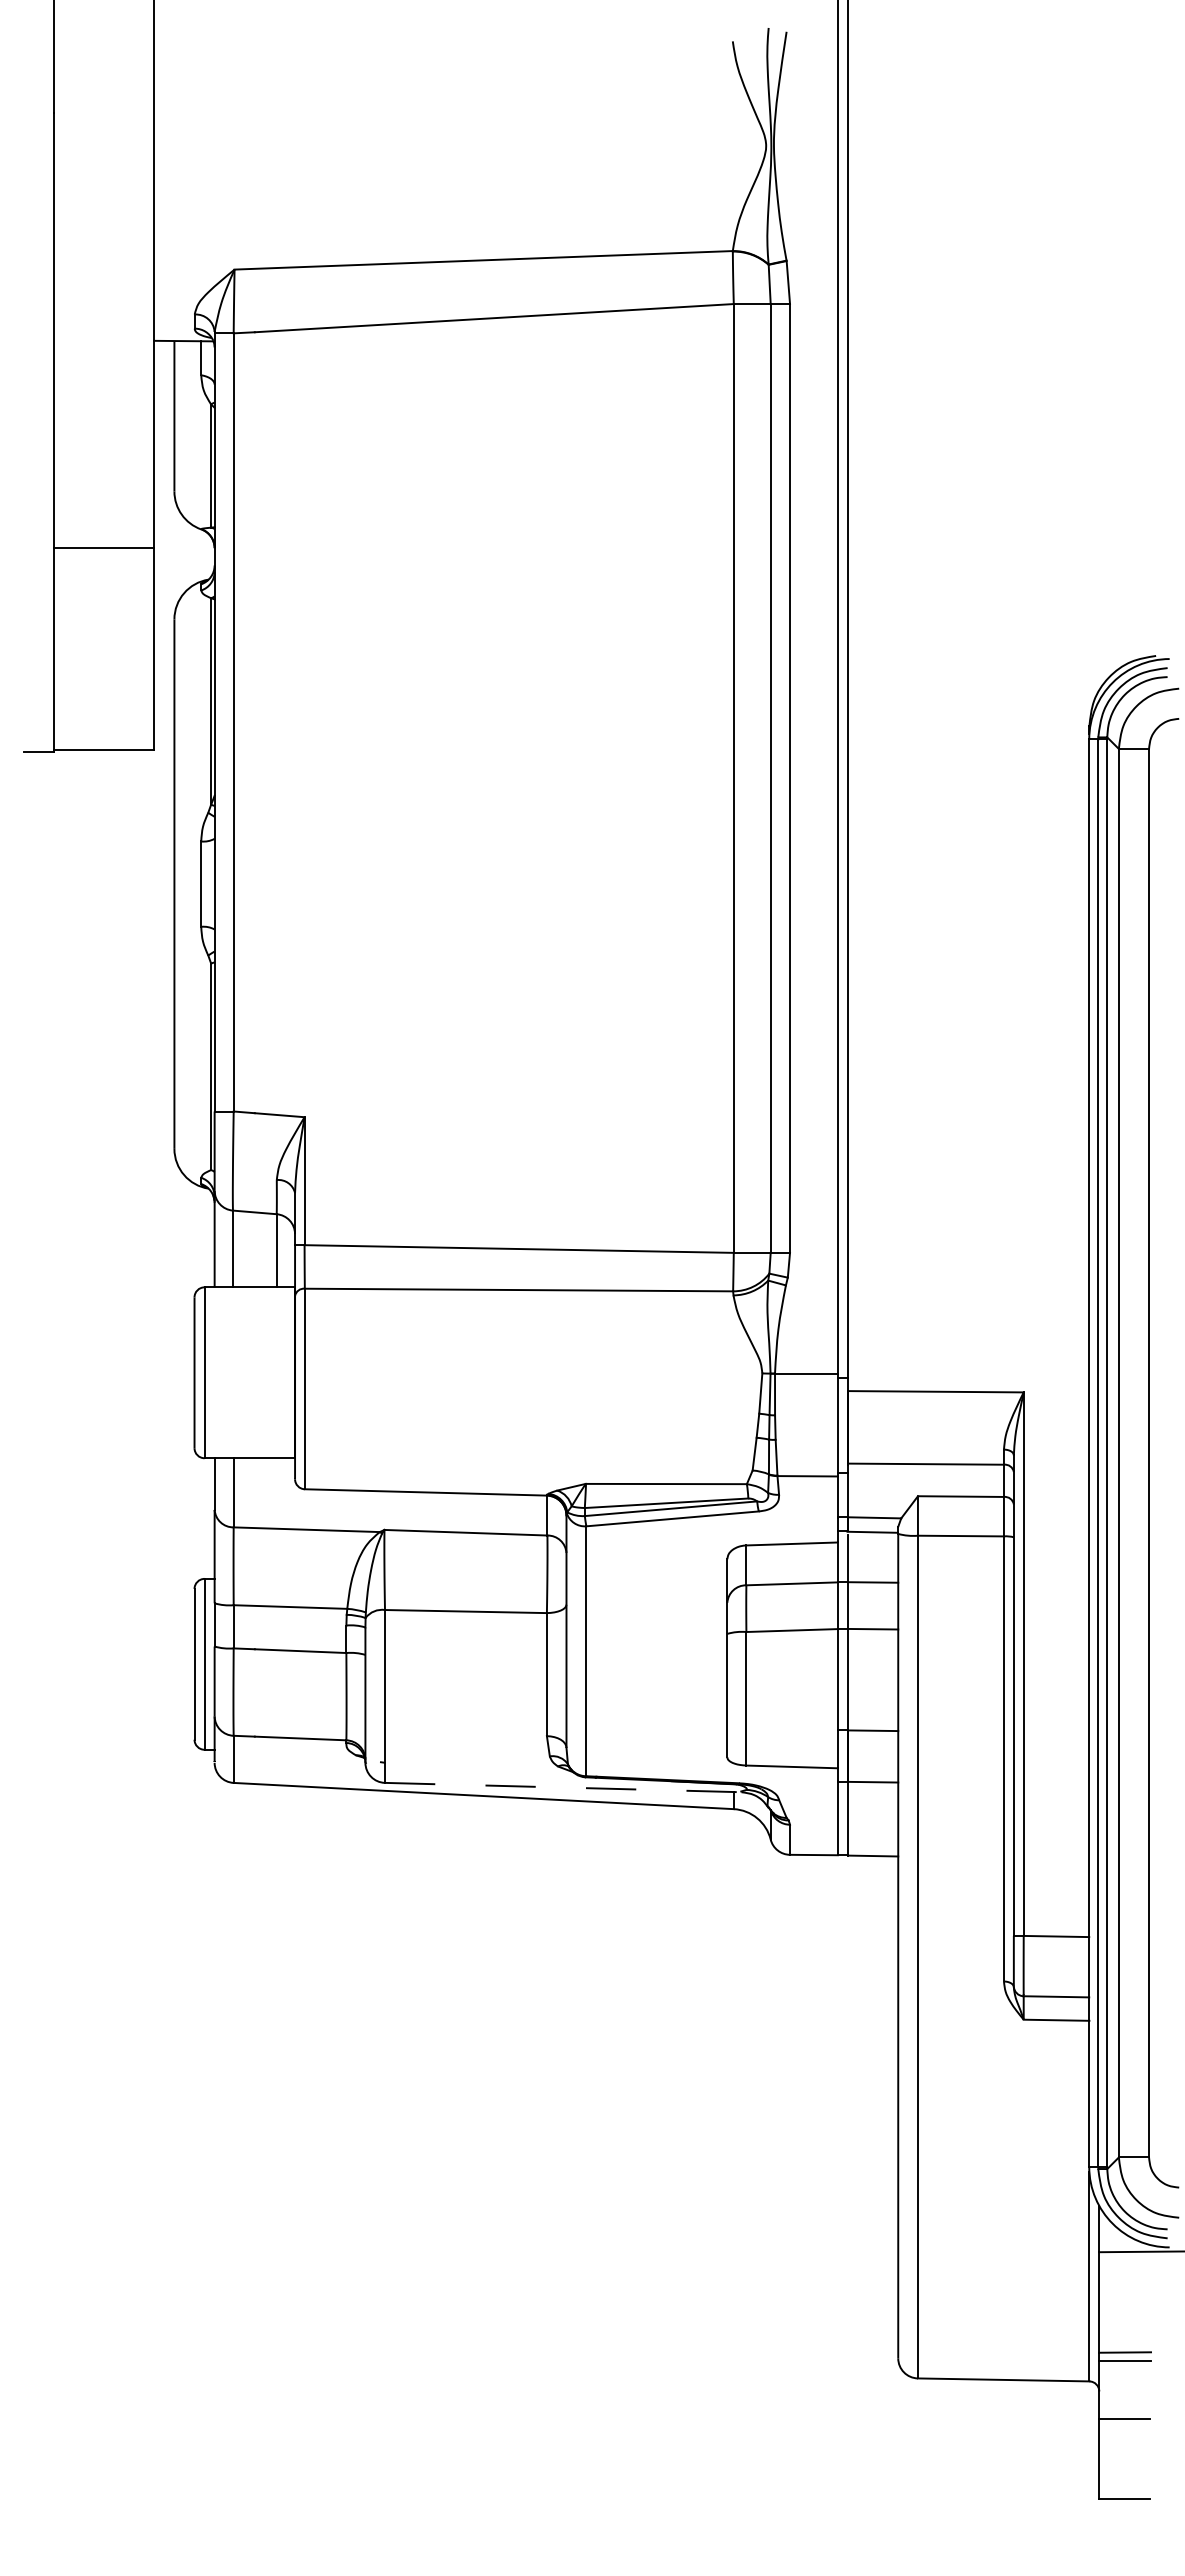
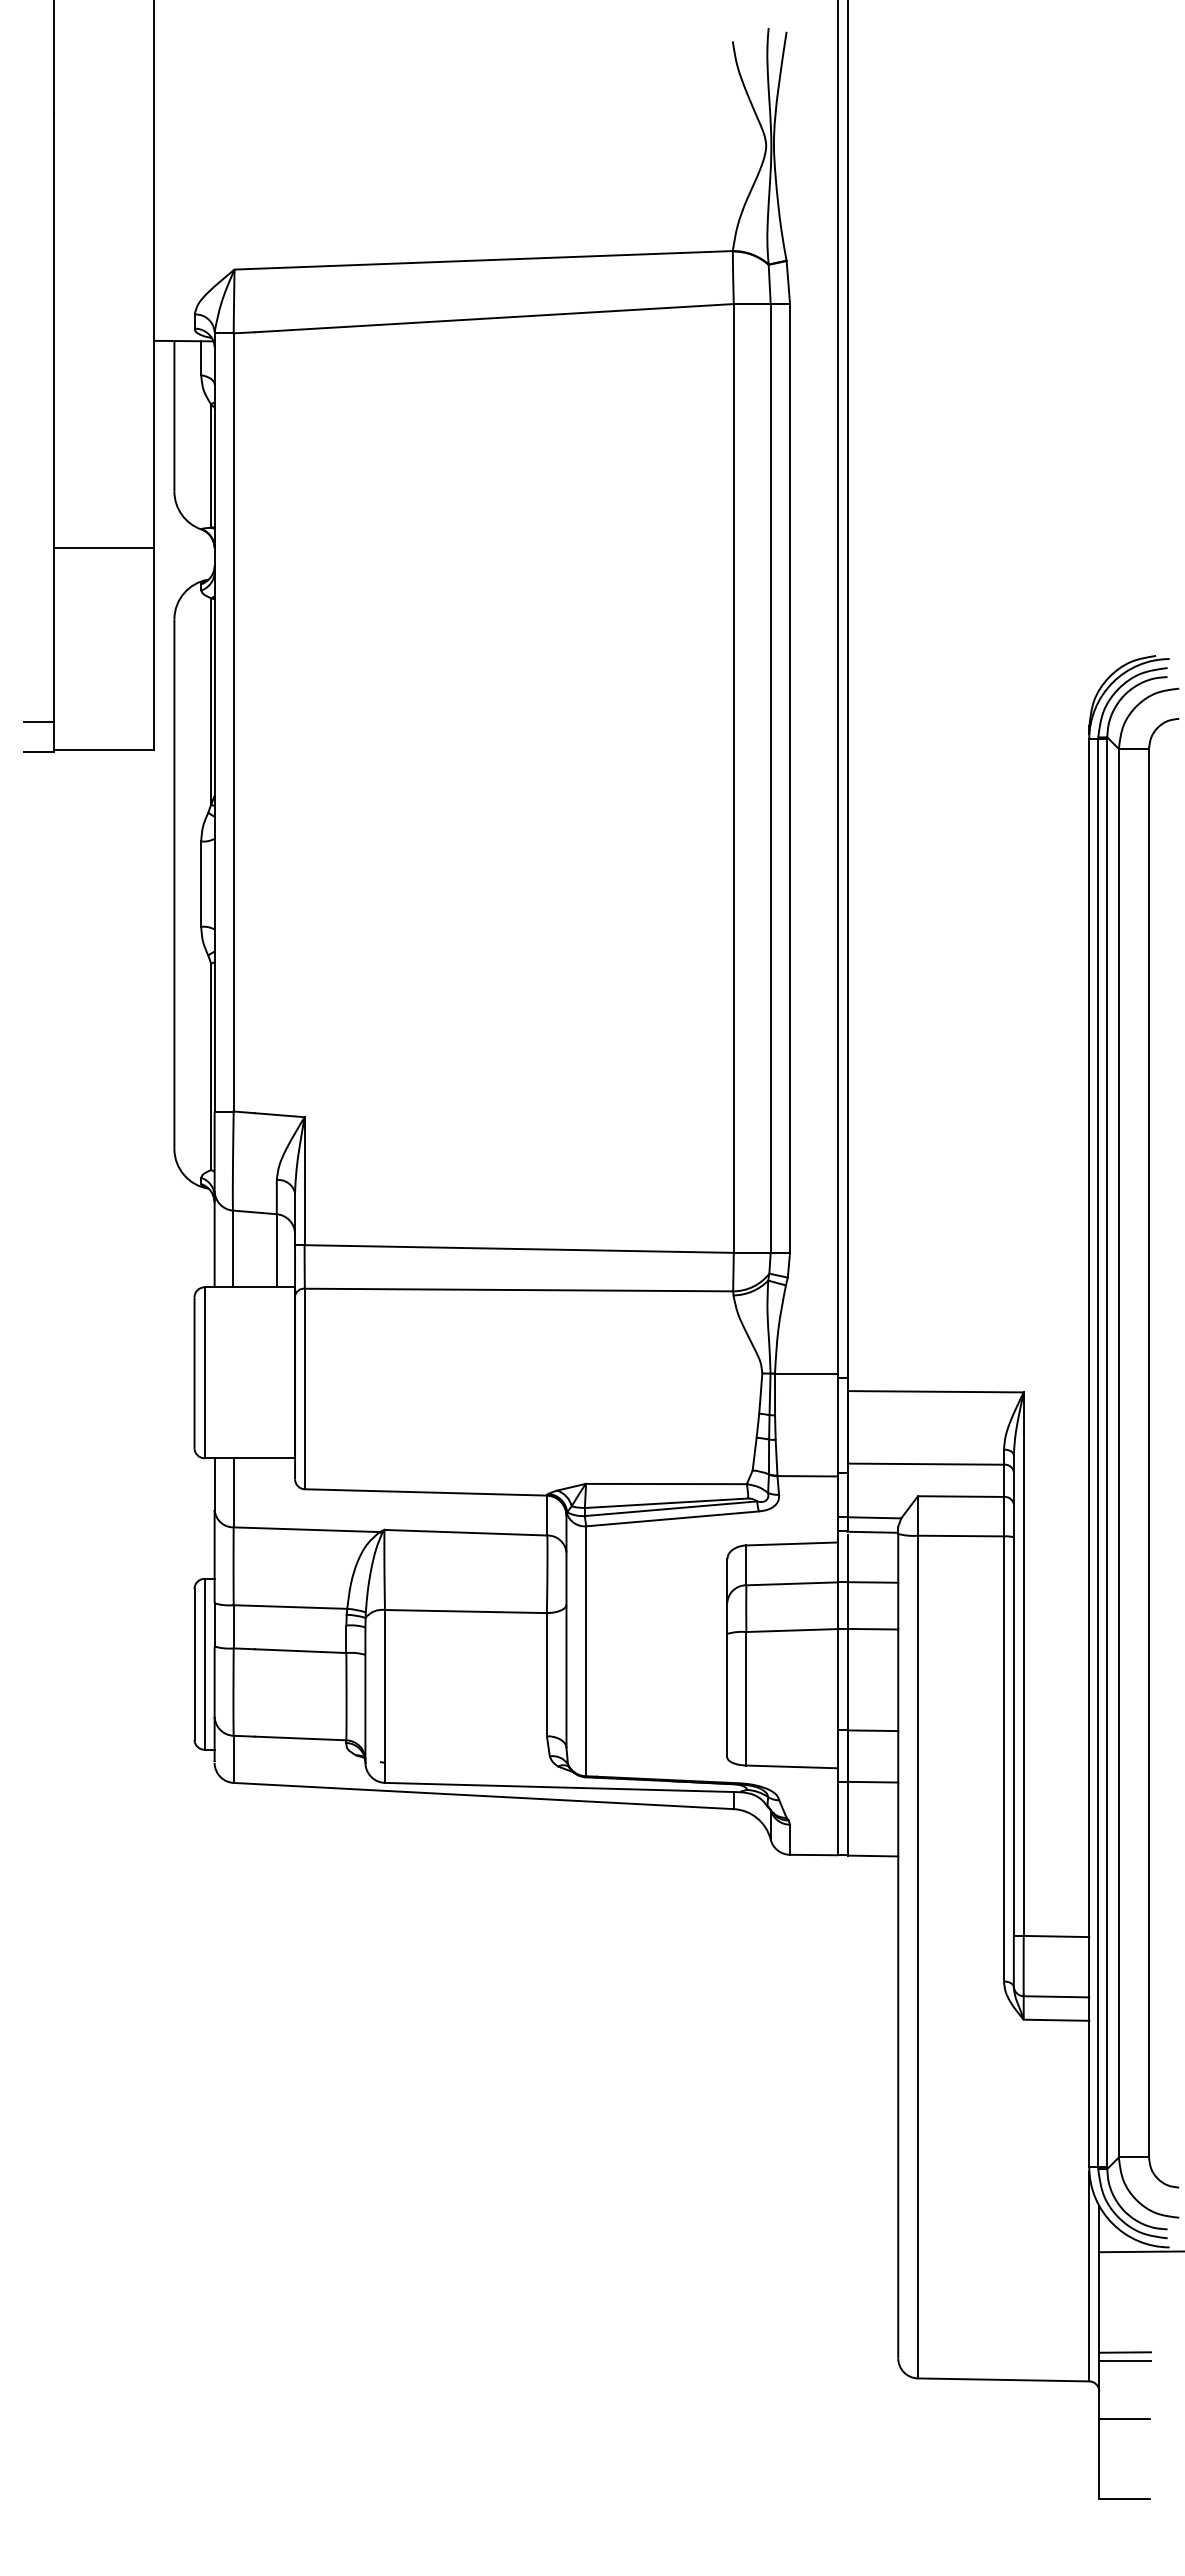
line: none -> present (38, 721)
line: dashed -> solid (563, 1787)
